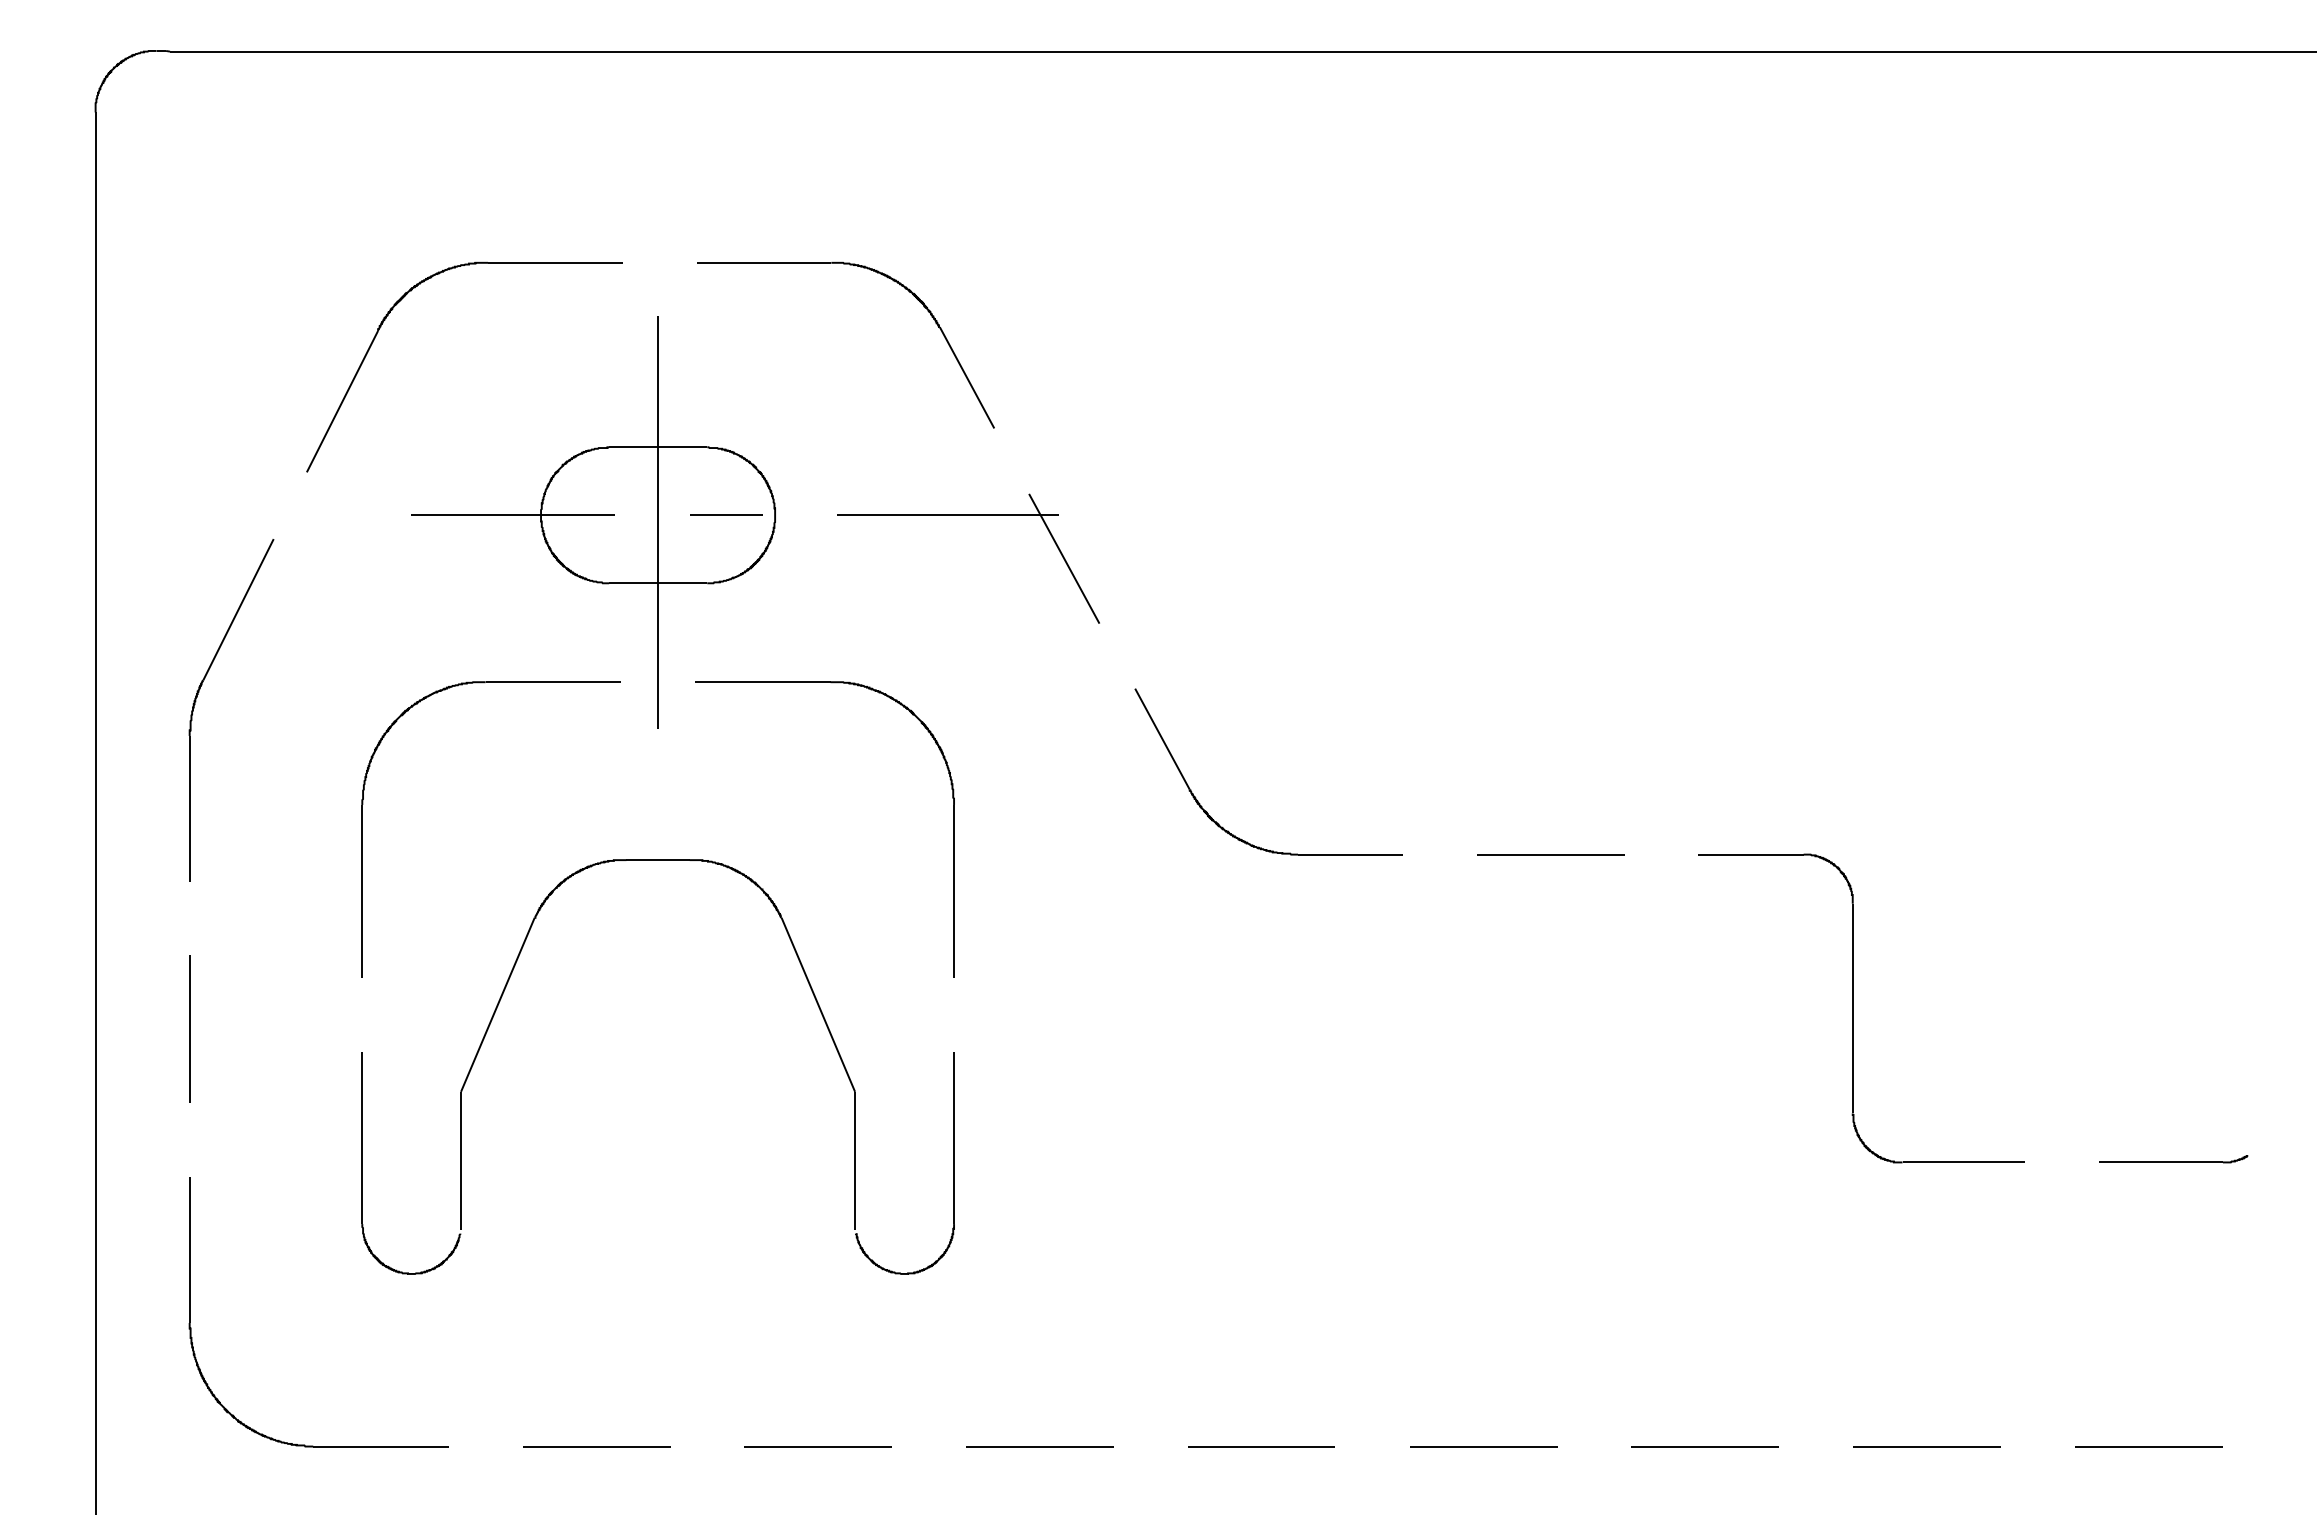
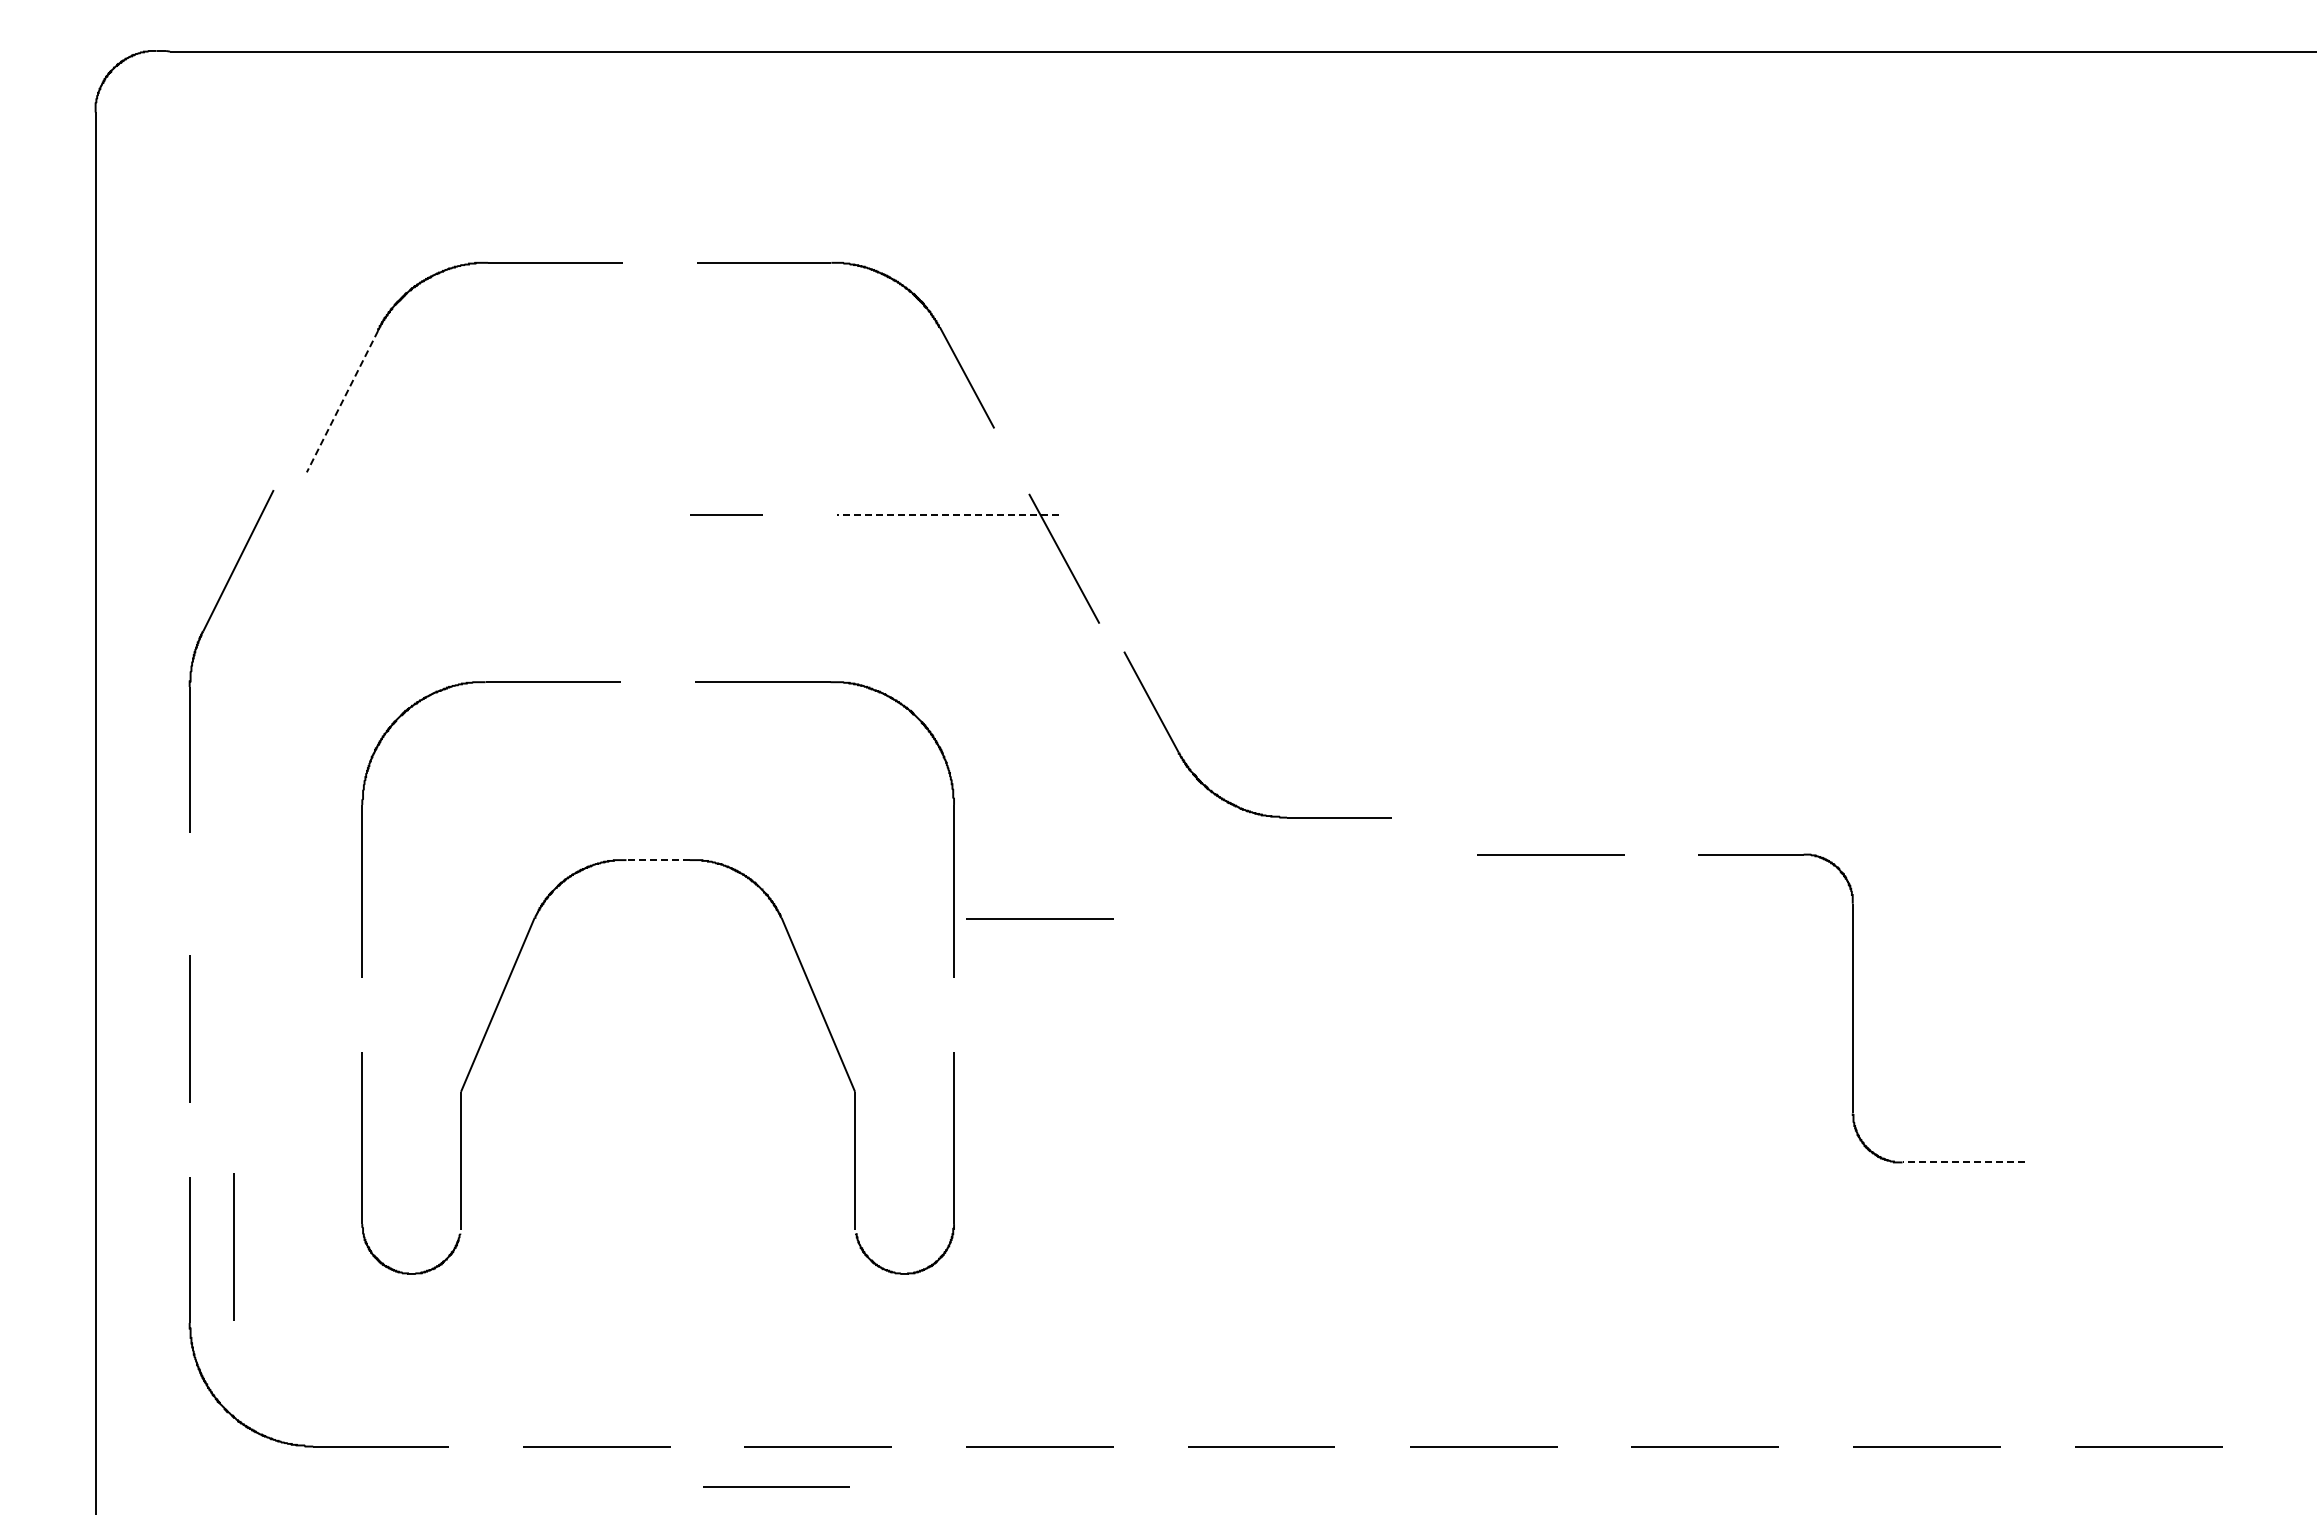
line: solid -> dashed (342, 402)
line: solid -> dashed (947, 515)
part: present -> none (593, 522)
part position: (196, 701) -> (196, 652) (196, 652)
part position: (1228, 830) -> (1217, 793) (1217, 793)
line: solid -> dashed (658, 860)
line: none -> present (1039, 918)
part: present -> none (2173, 1159)
line: solid -> dashed (1963, 1162)
line: none -> present (233, 1246)
line: none -> present (776, 1486)
